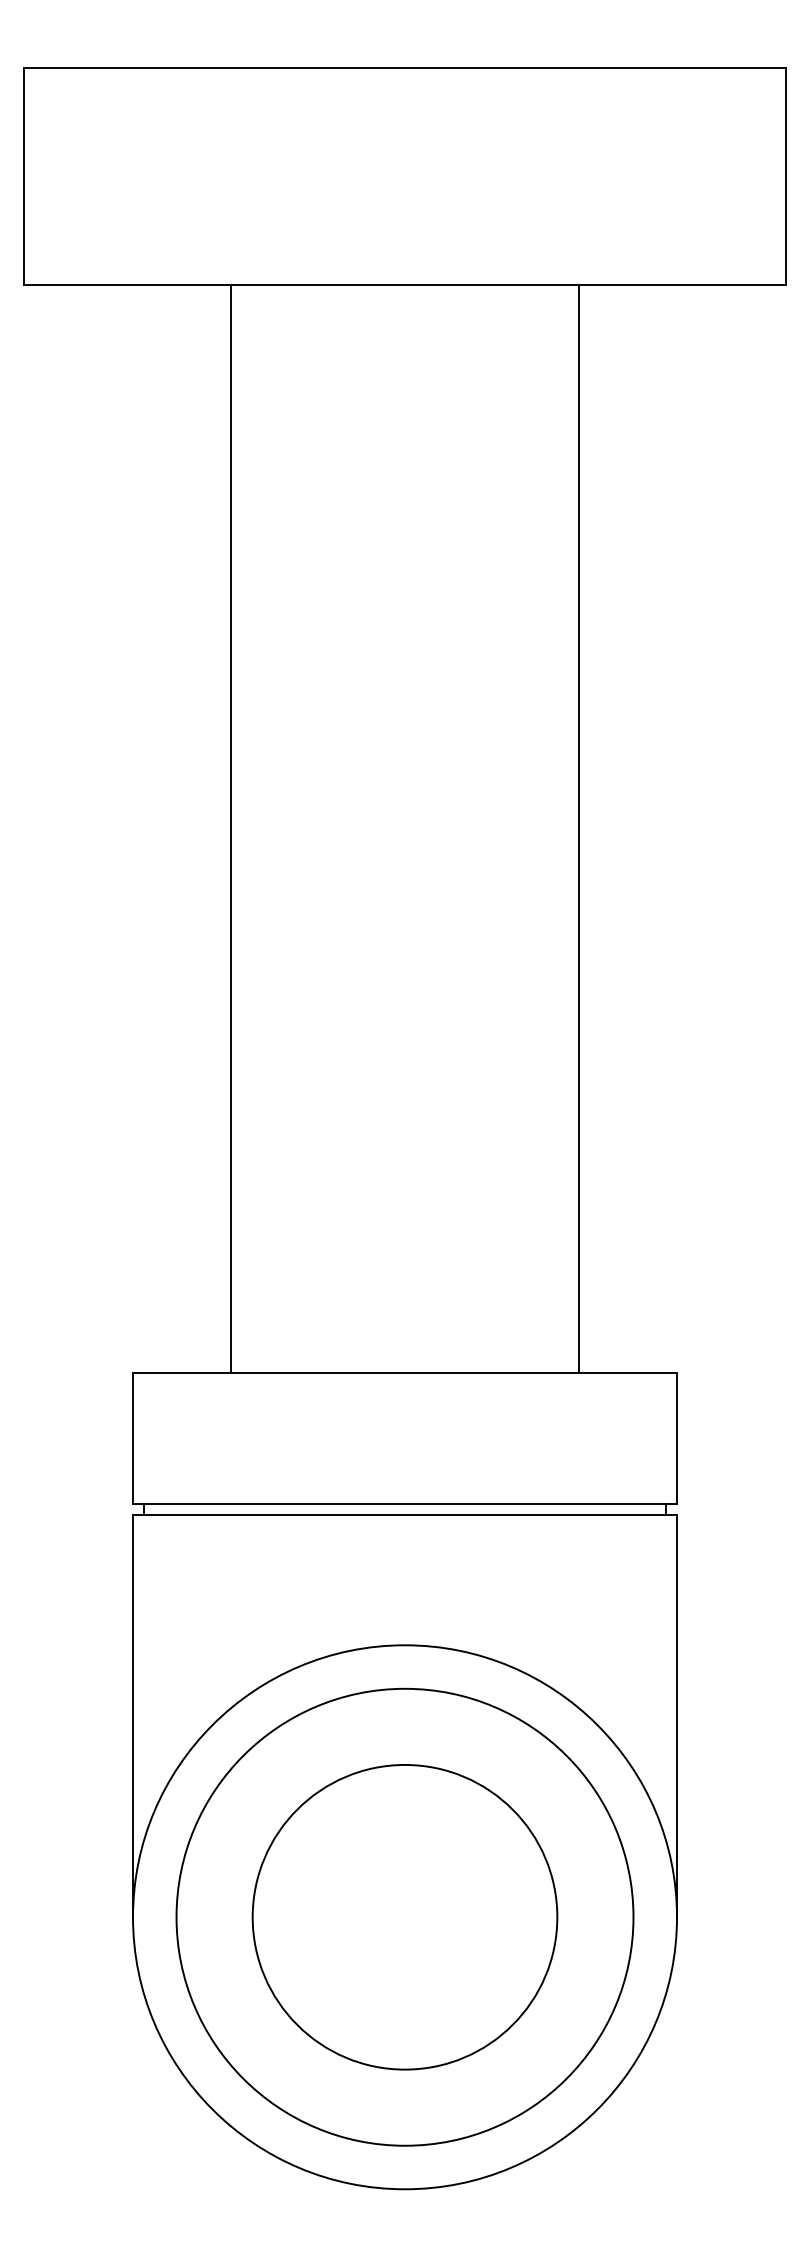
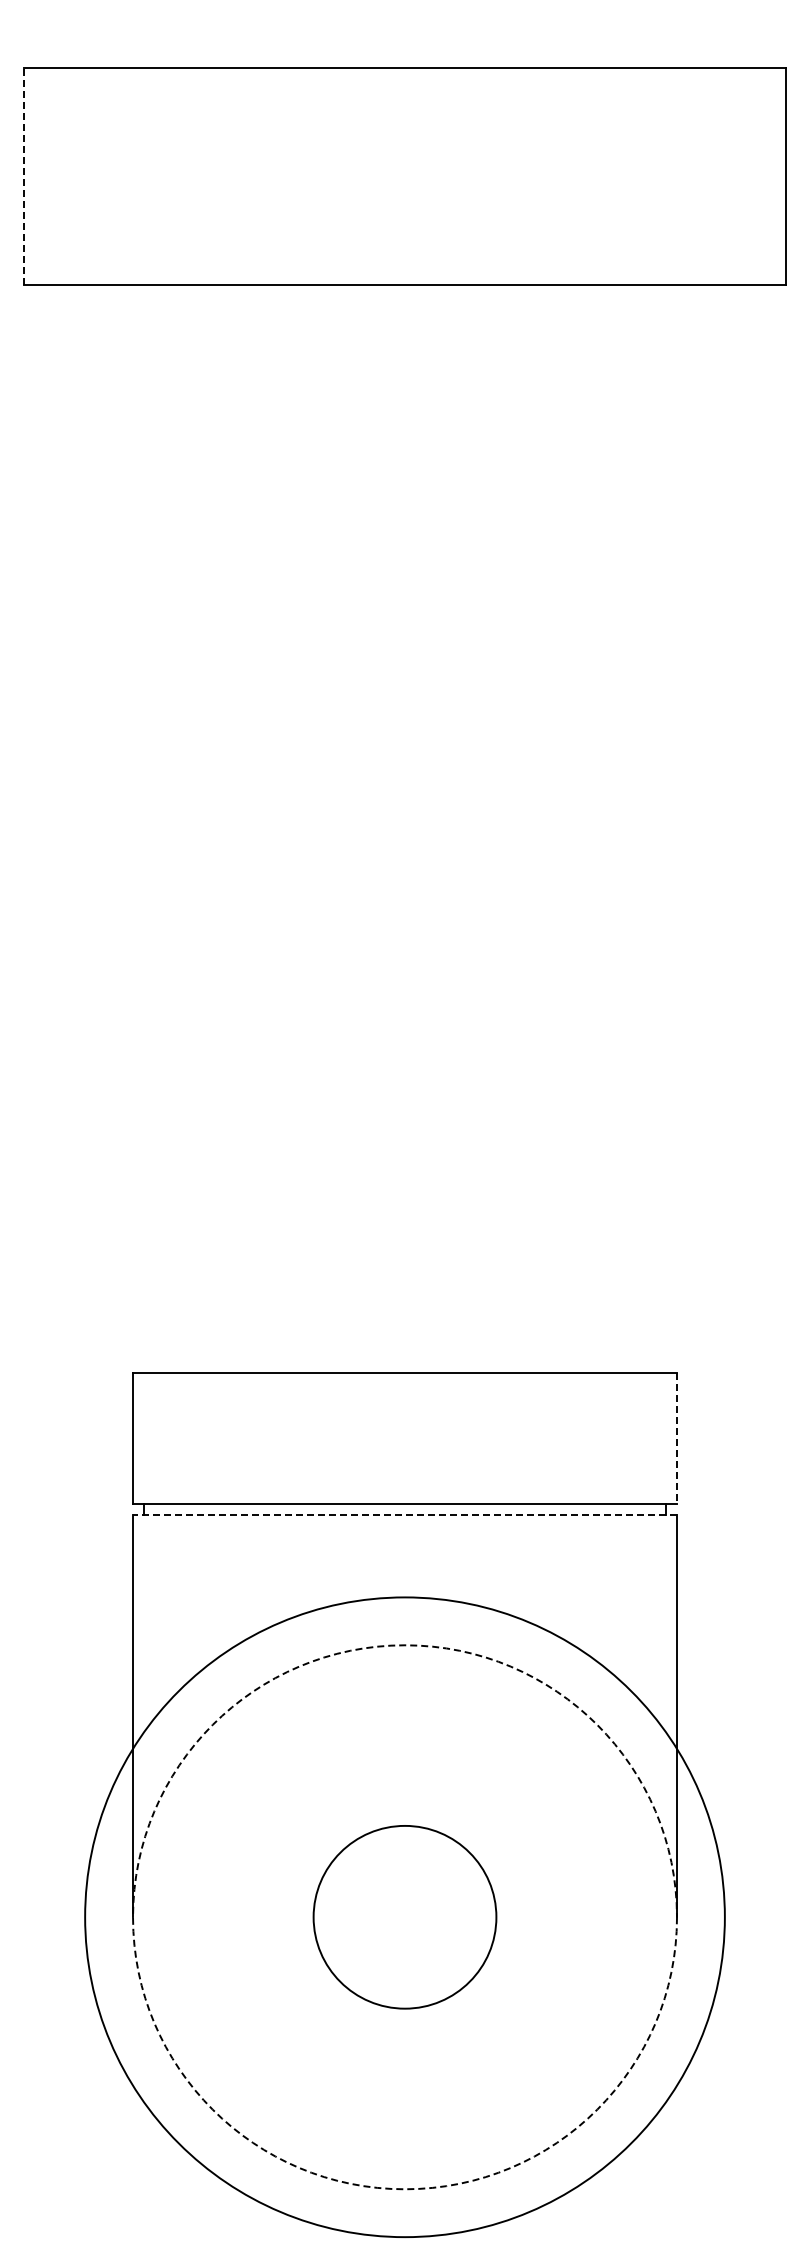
line: solid -> dashed (24, 176)
line: present -> none (230, 829)
line: present -> none (579, 829)
line: solid -> dashed (677, 1439)
line: solid -> dashed (405, 1514)
circle diameter: 305 px -> 183 px (404, 1916)
circle diameter: 457 px -> 640 px (404, 1917)
circle: solid -> dashed (405, 1917)
